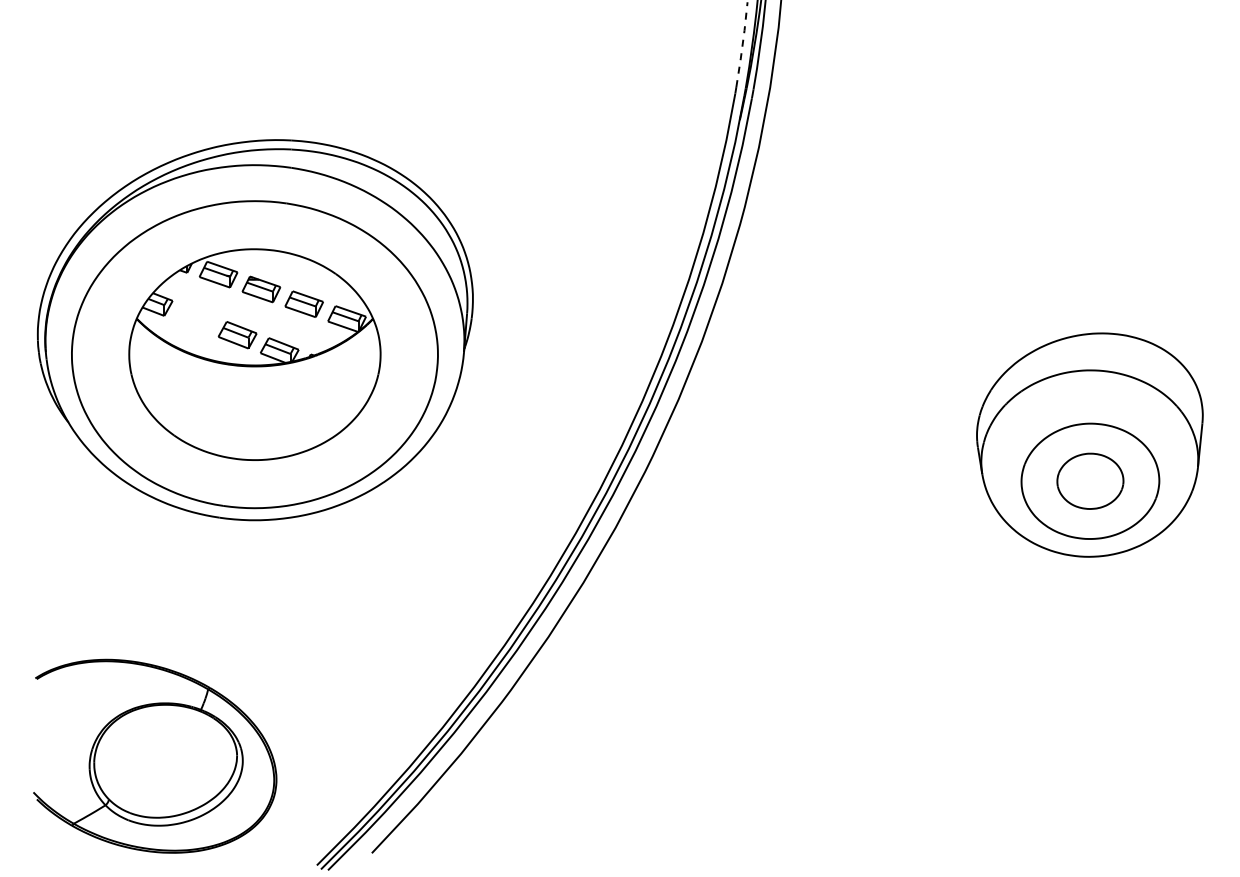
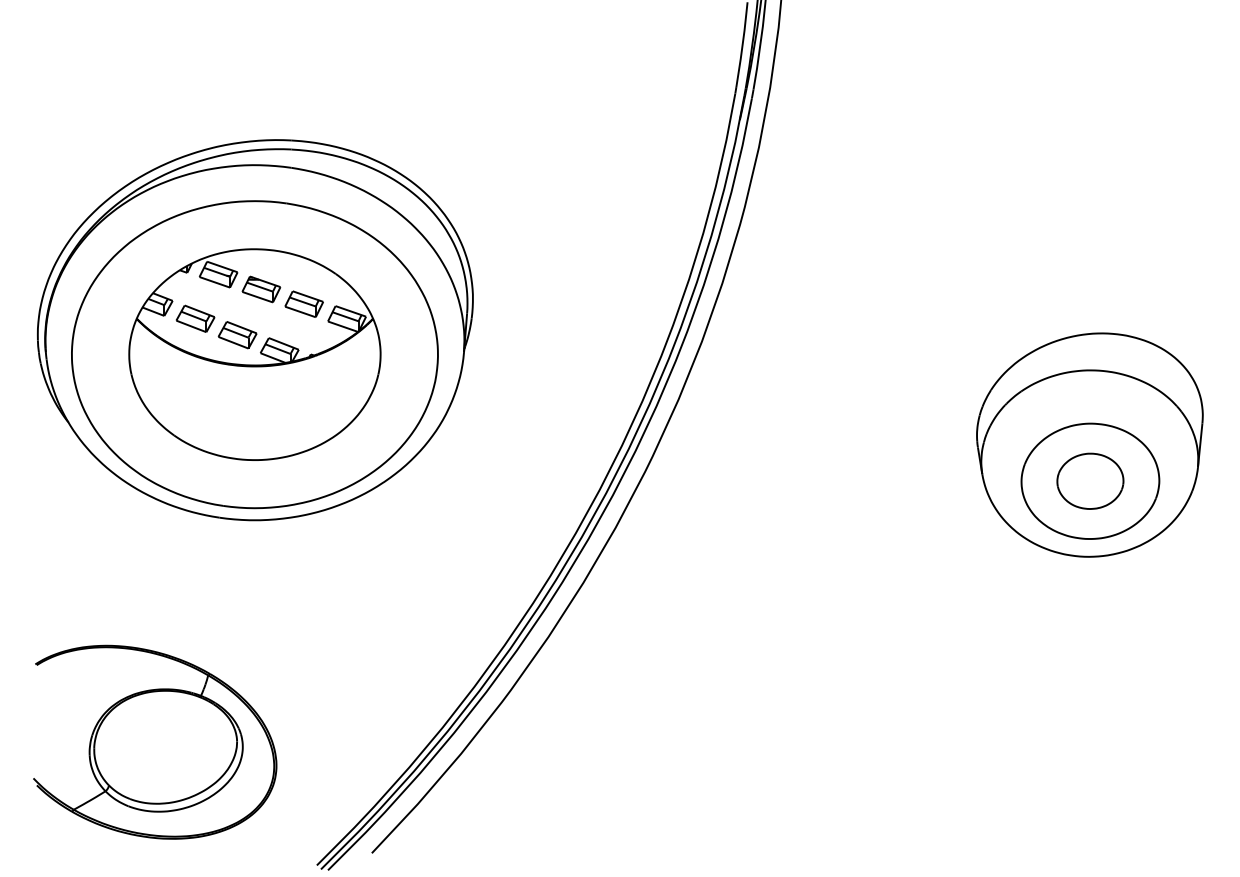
line: dashed -> solid (742, 44)
part: none -> present (195, 318)
part position: (155, 755) -> (155, 741) (155, 741)
